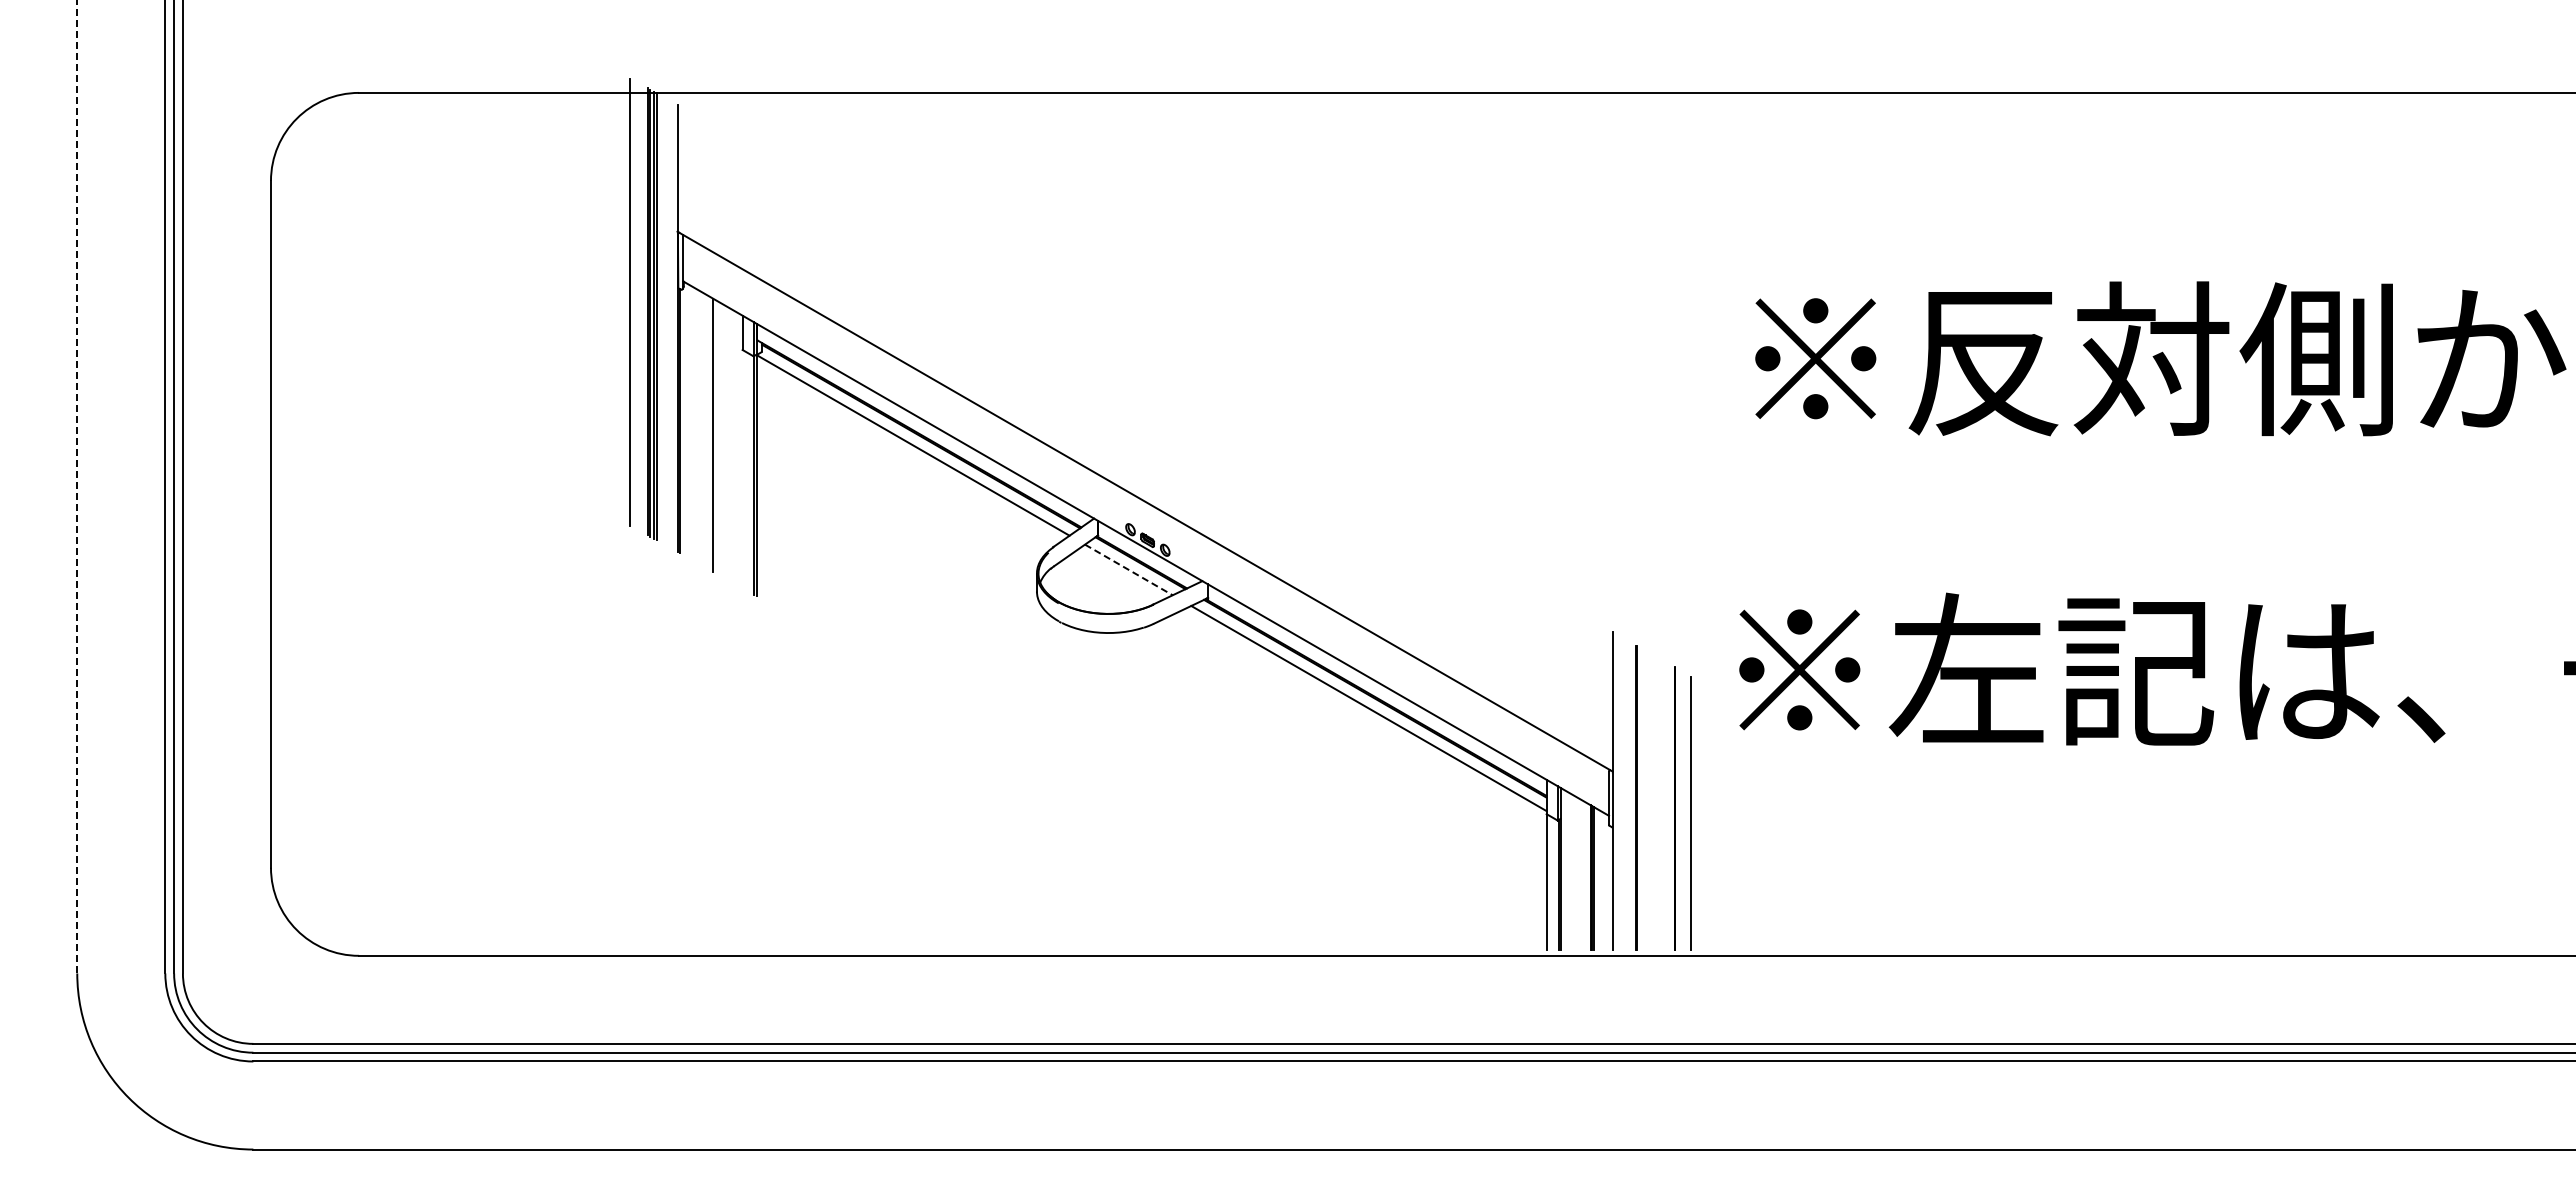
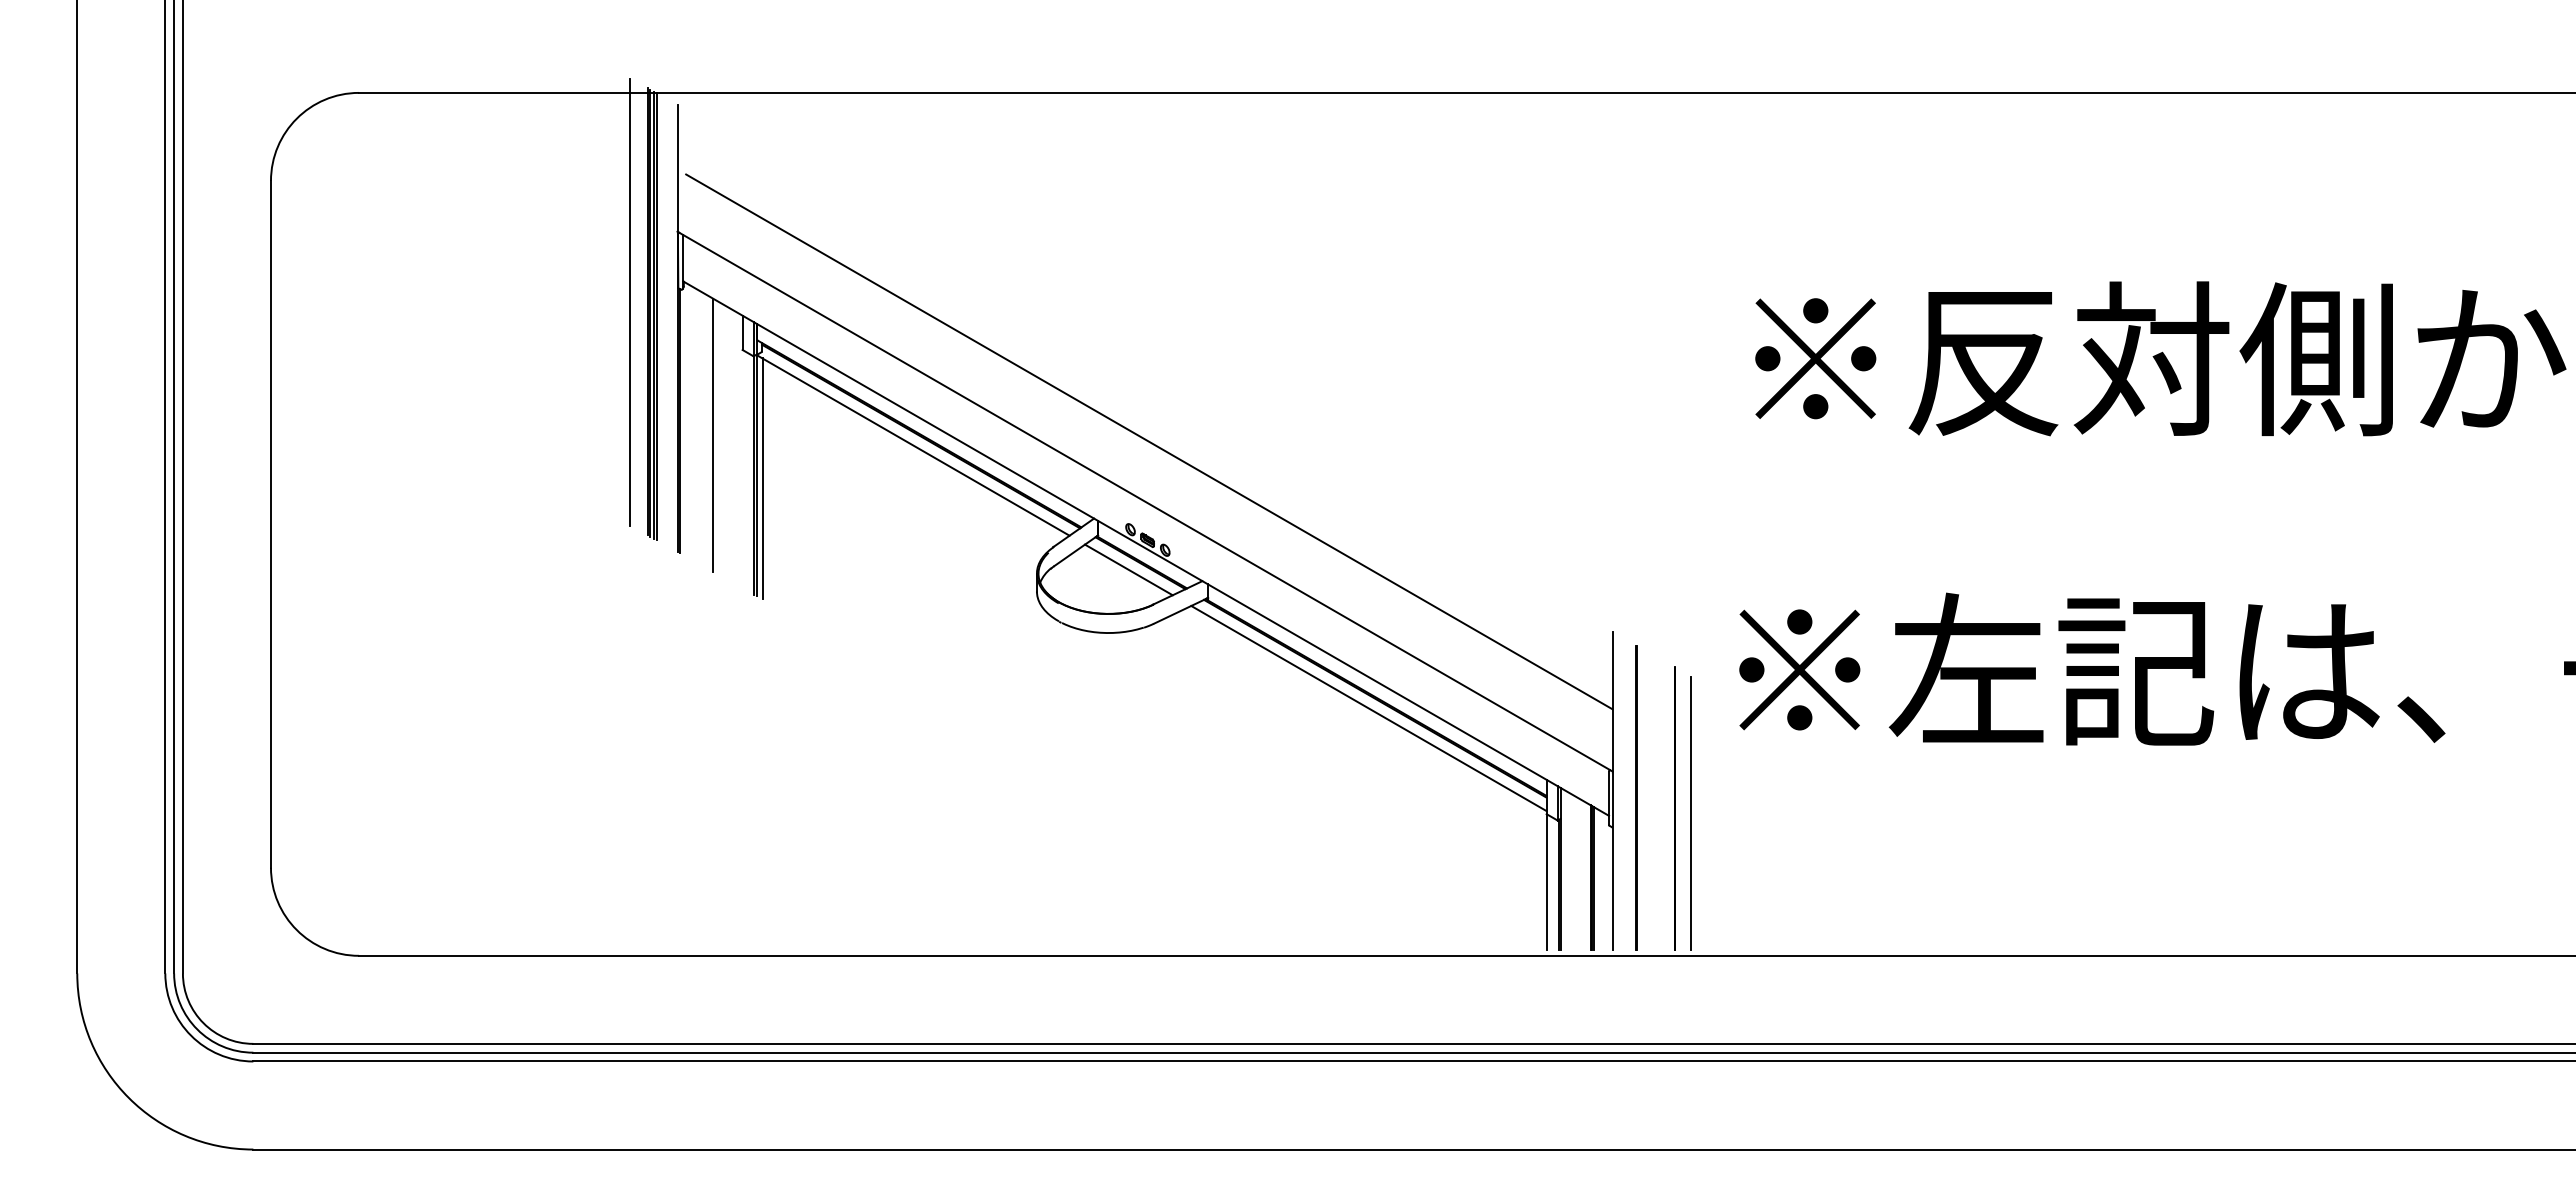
line: none -> present (1149, 441)
line: none -> present (762, 478)
line: dashed -> solid (77, 486)
line: dashed -> solid (1128, 569)
